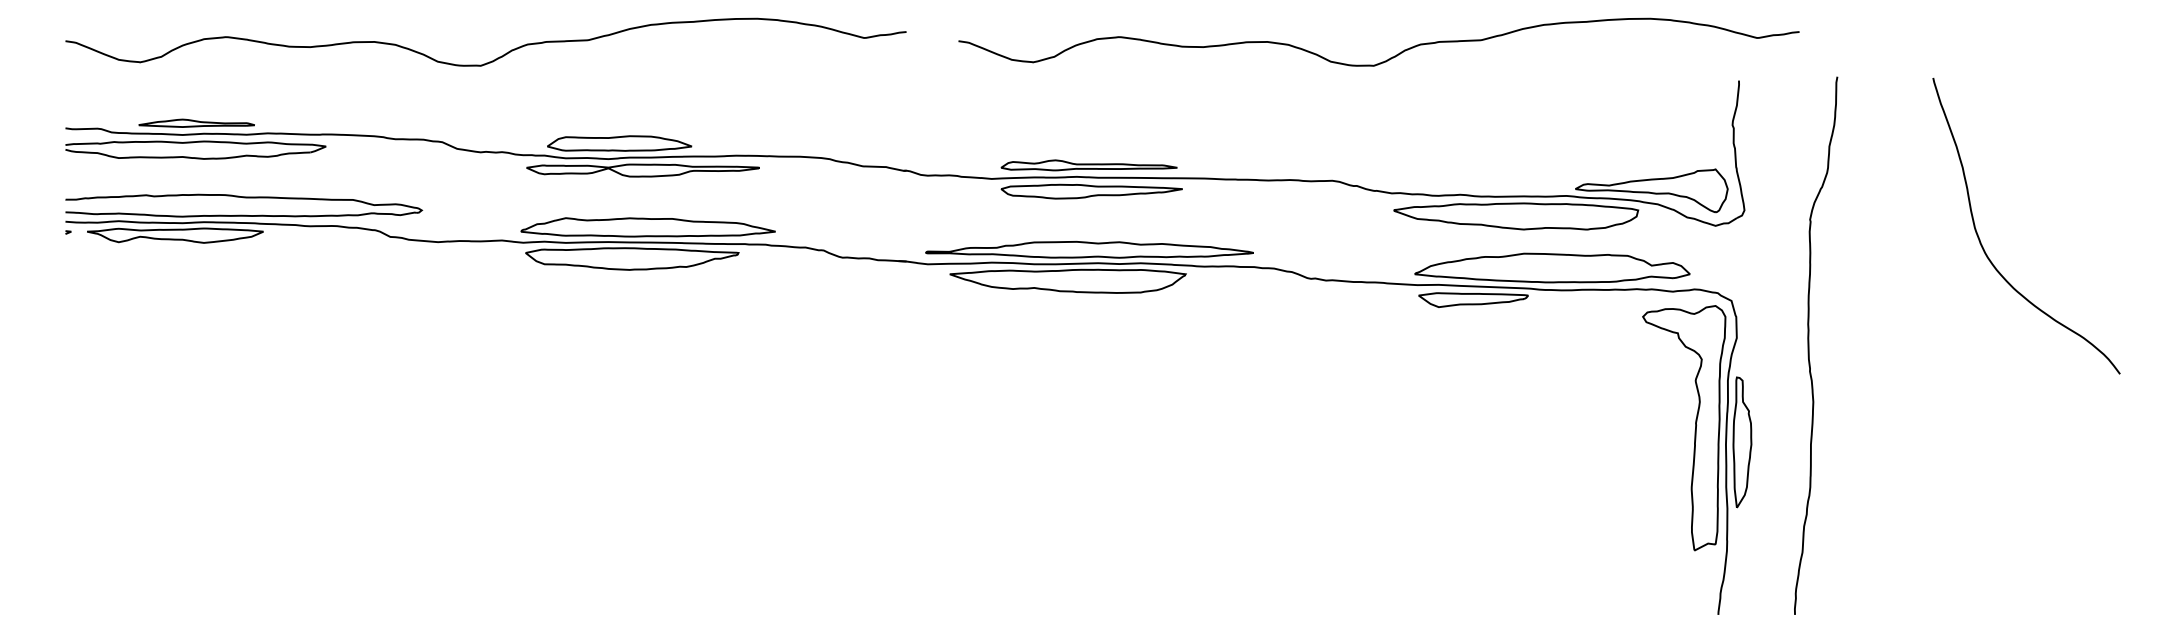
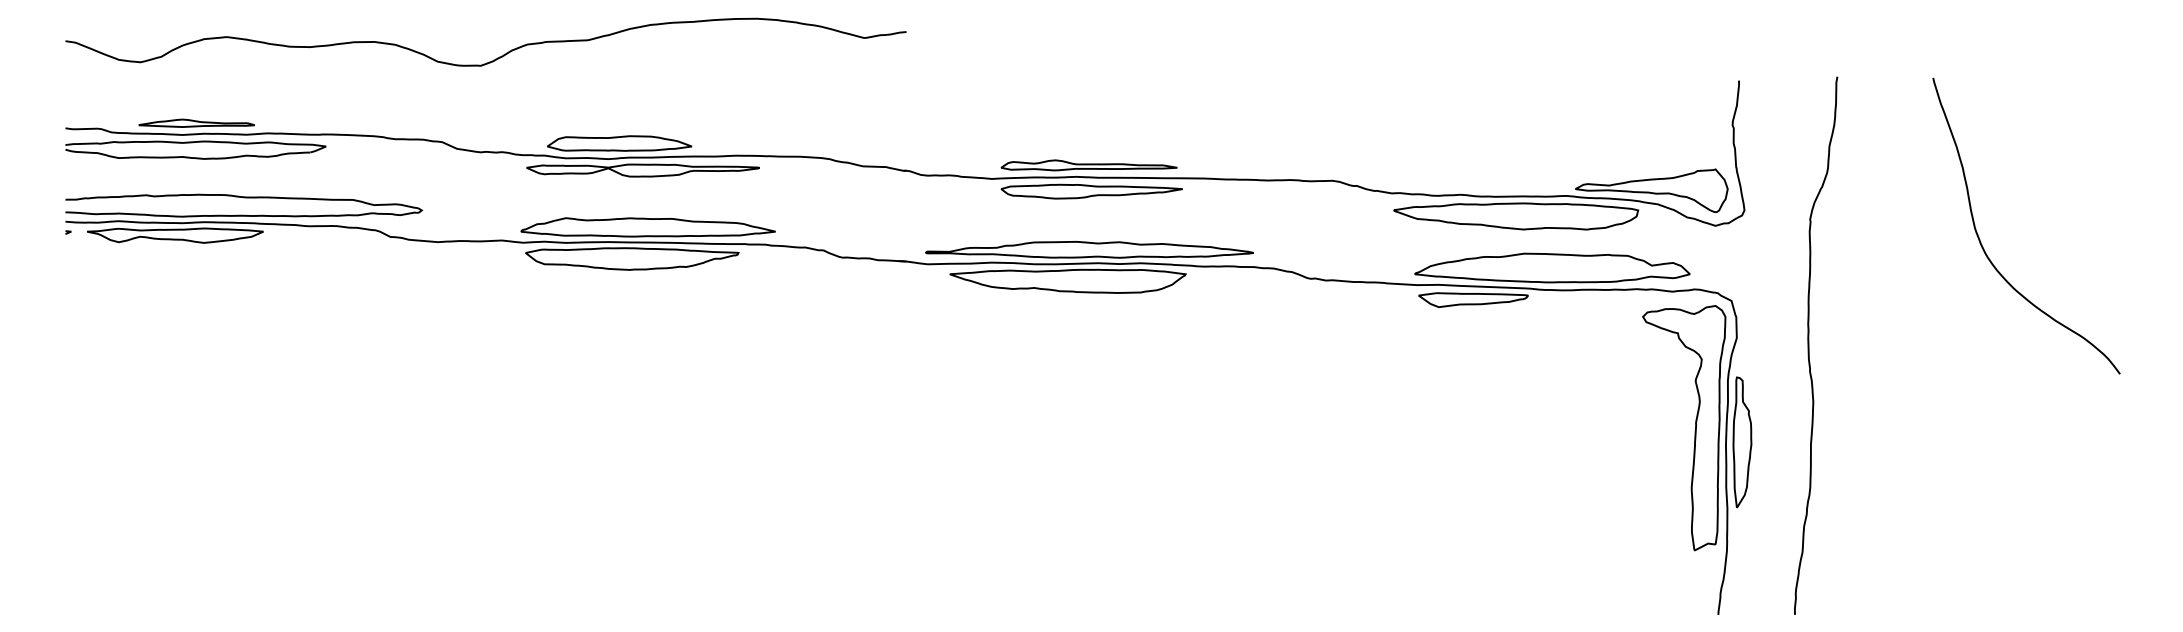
curve: present -> none (1388, 58)
